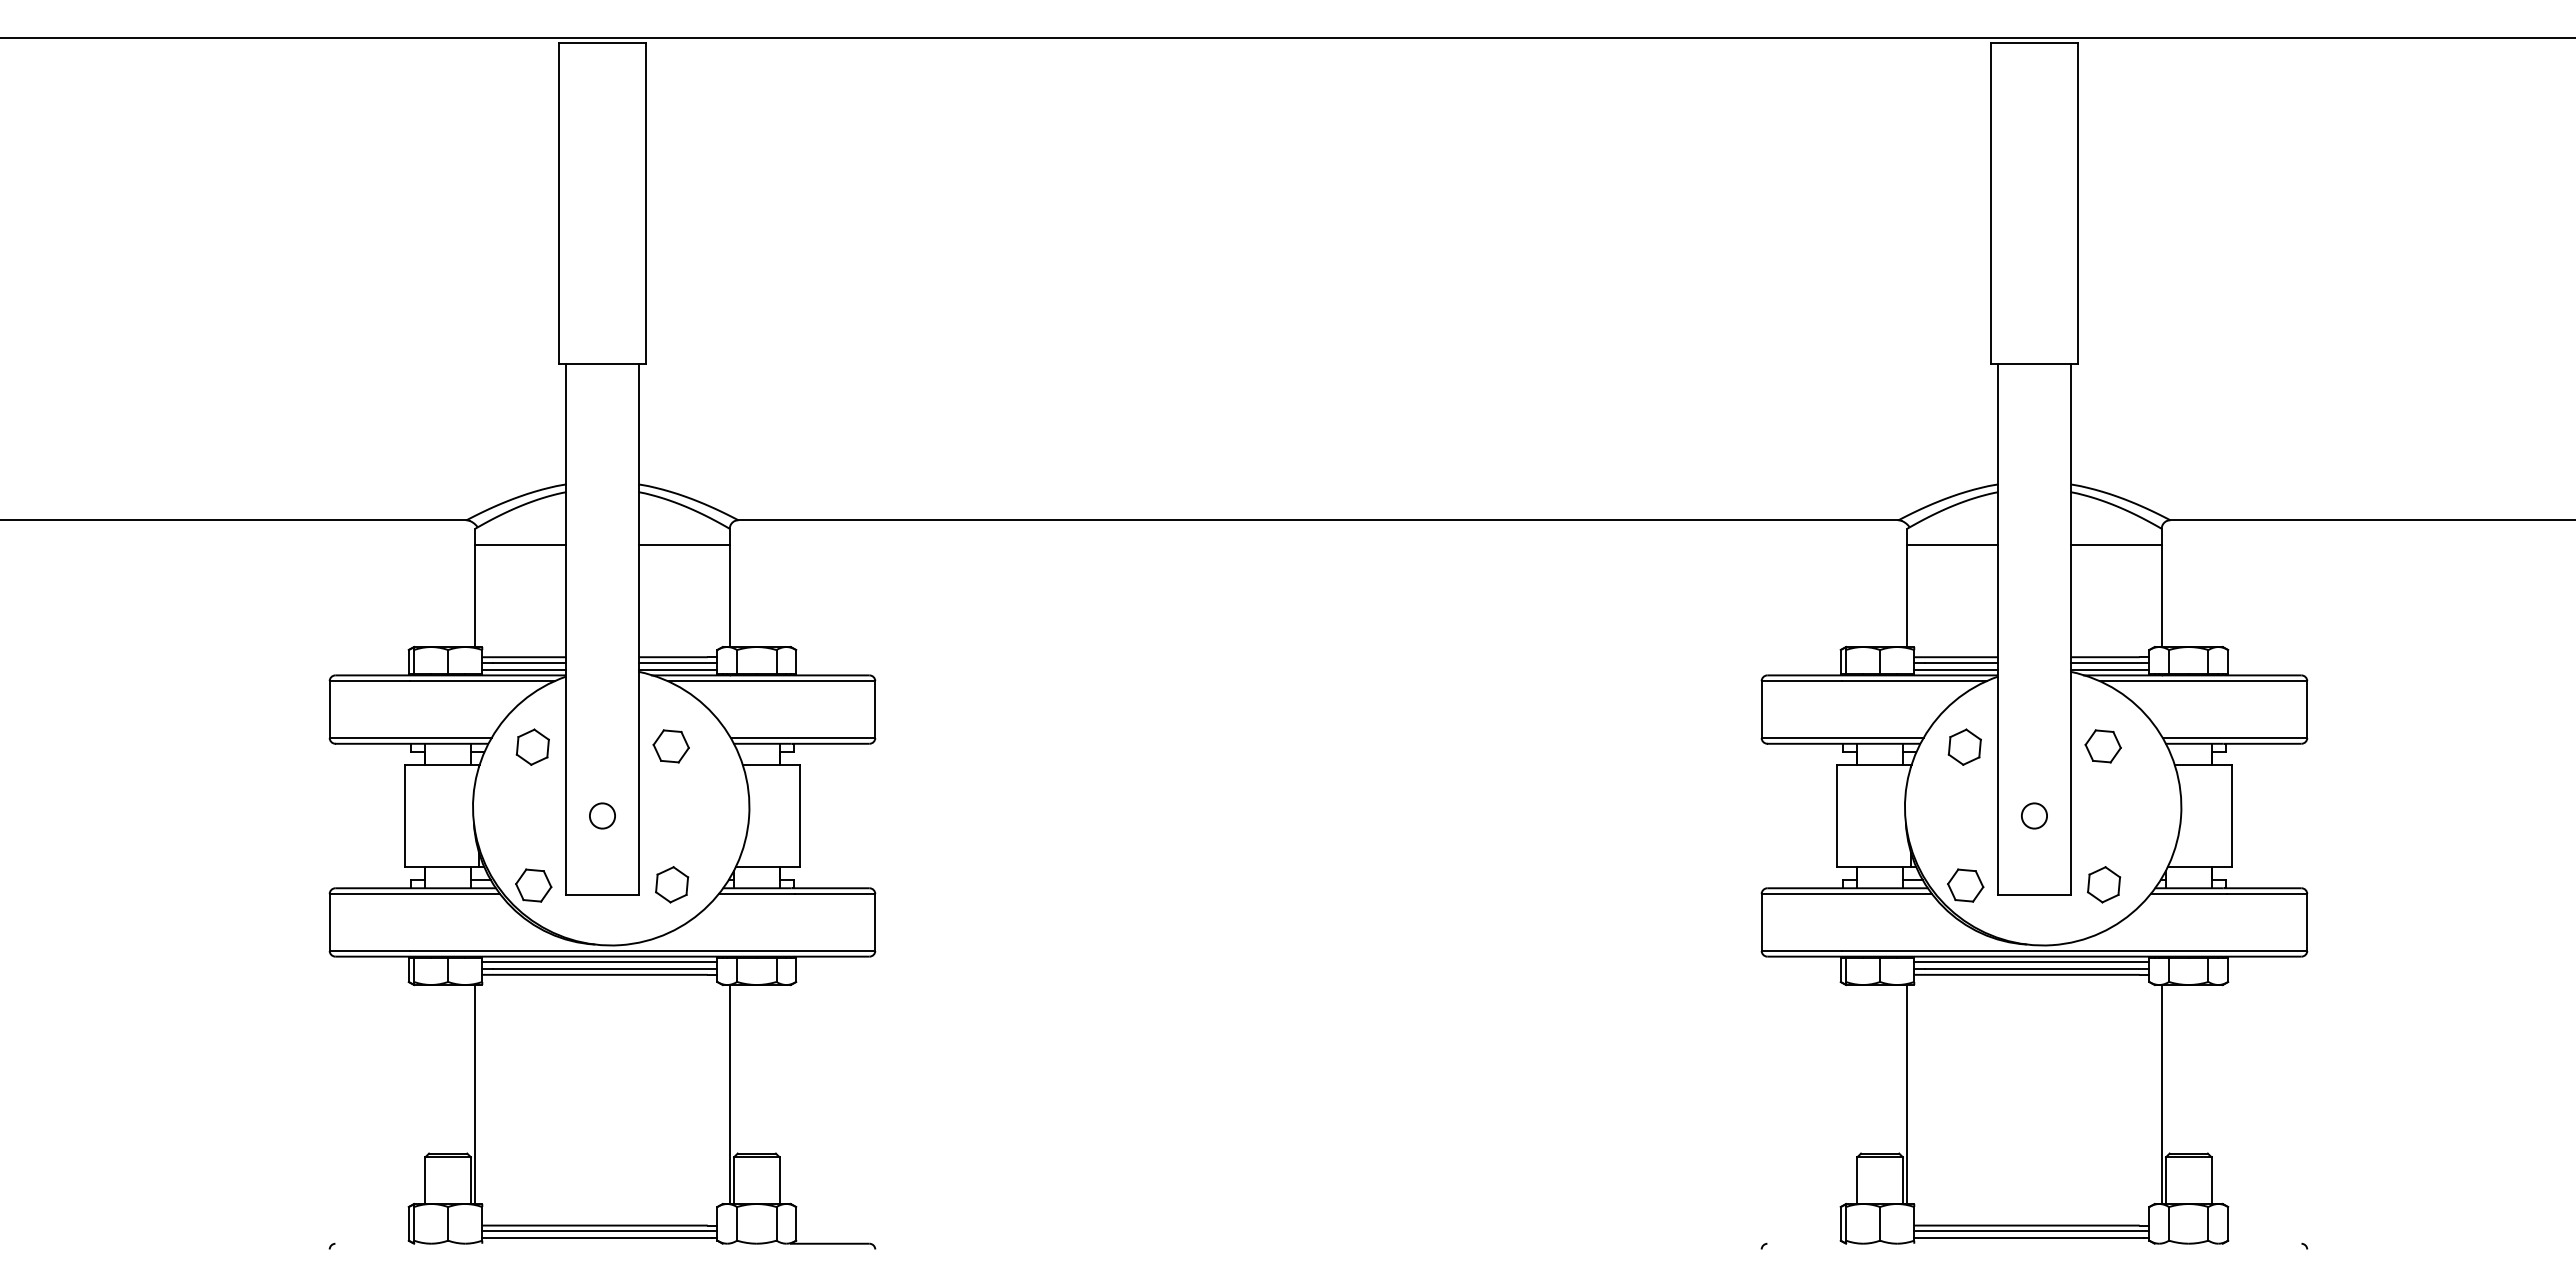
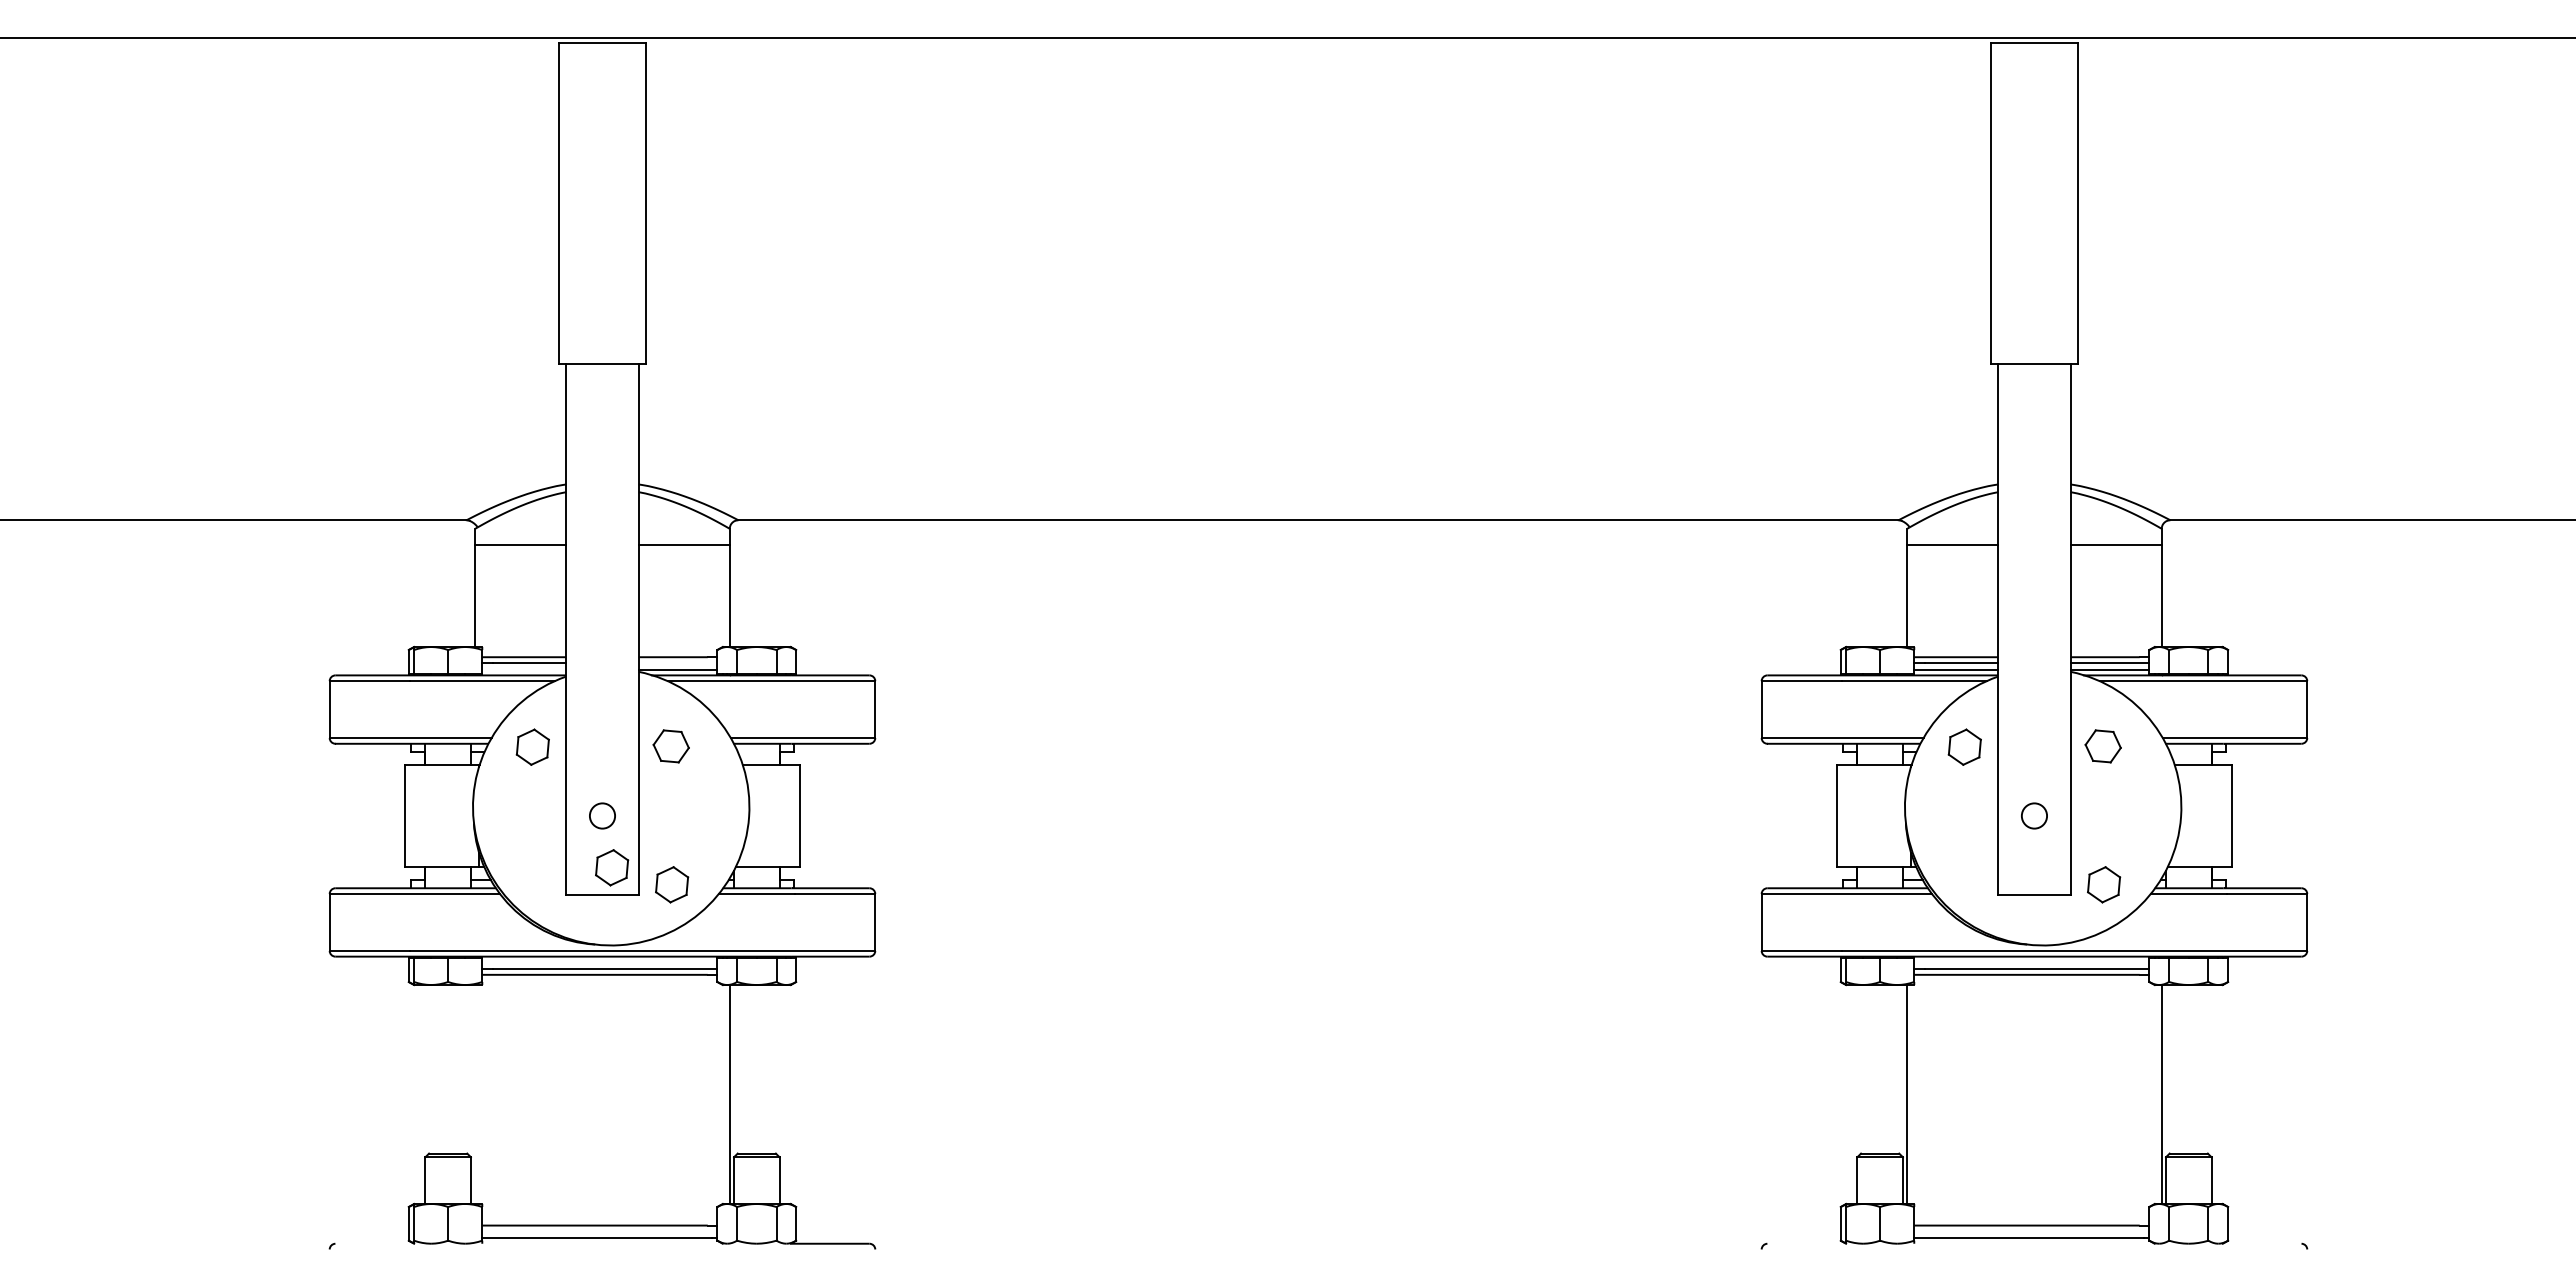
line: present -> none (677, 662)
line: present -> none (524, 669)
part: none -> present (612, 867)
part: present -> none (533, 885)
part: present -> none (1965, 885)
line: present -> none (599, 962)
line: present -> none (2031, 962)
line: present -> none (475, 1094)
line: present -> none (599, 1231)
line: present -> none (2031, 1231)
